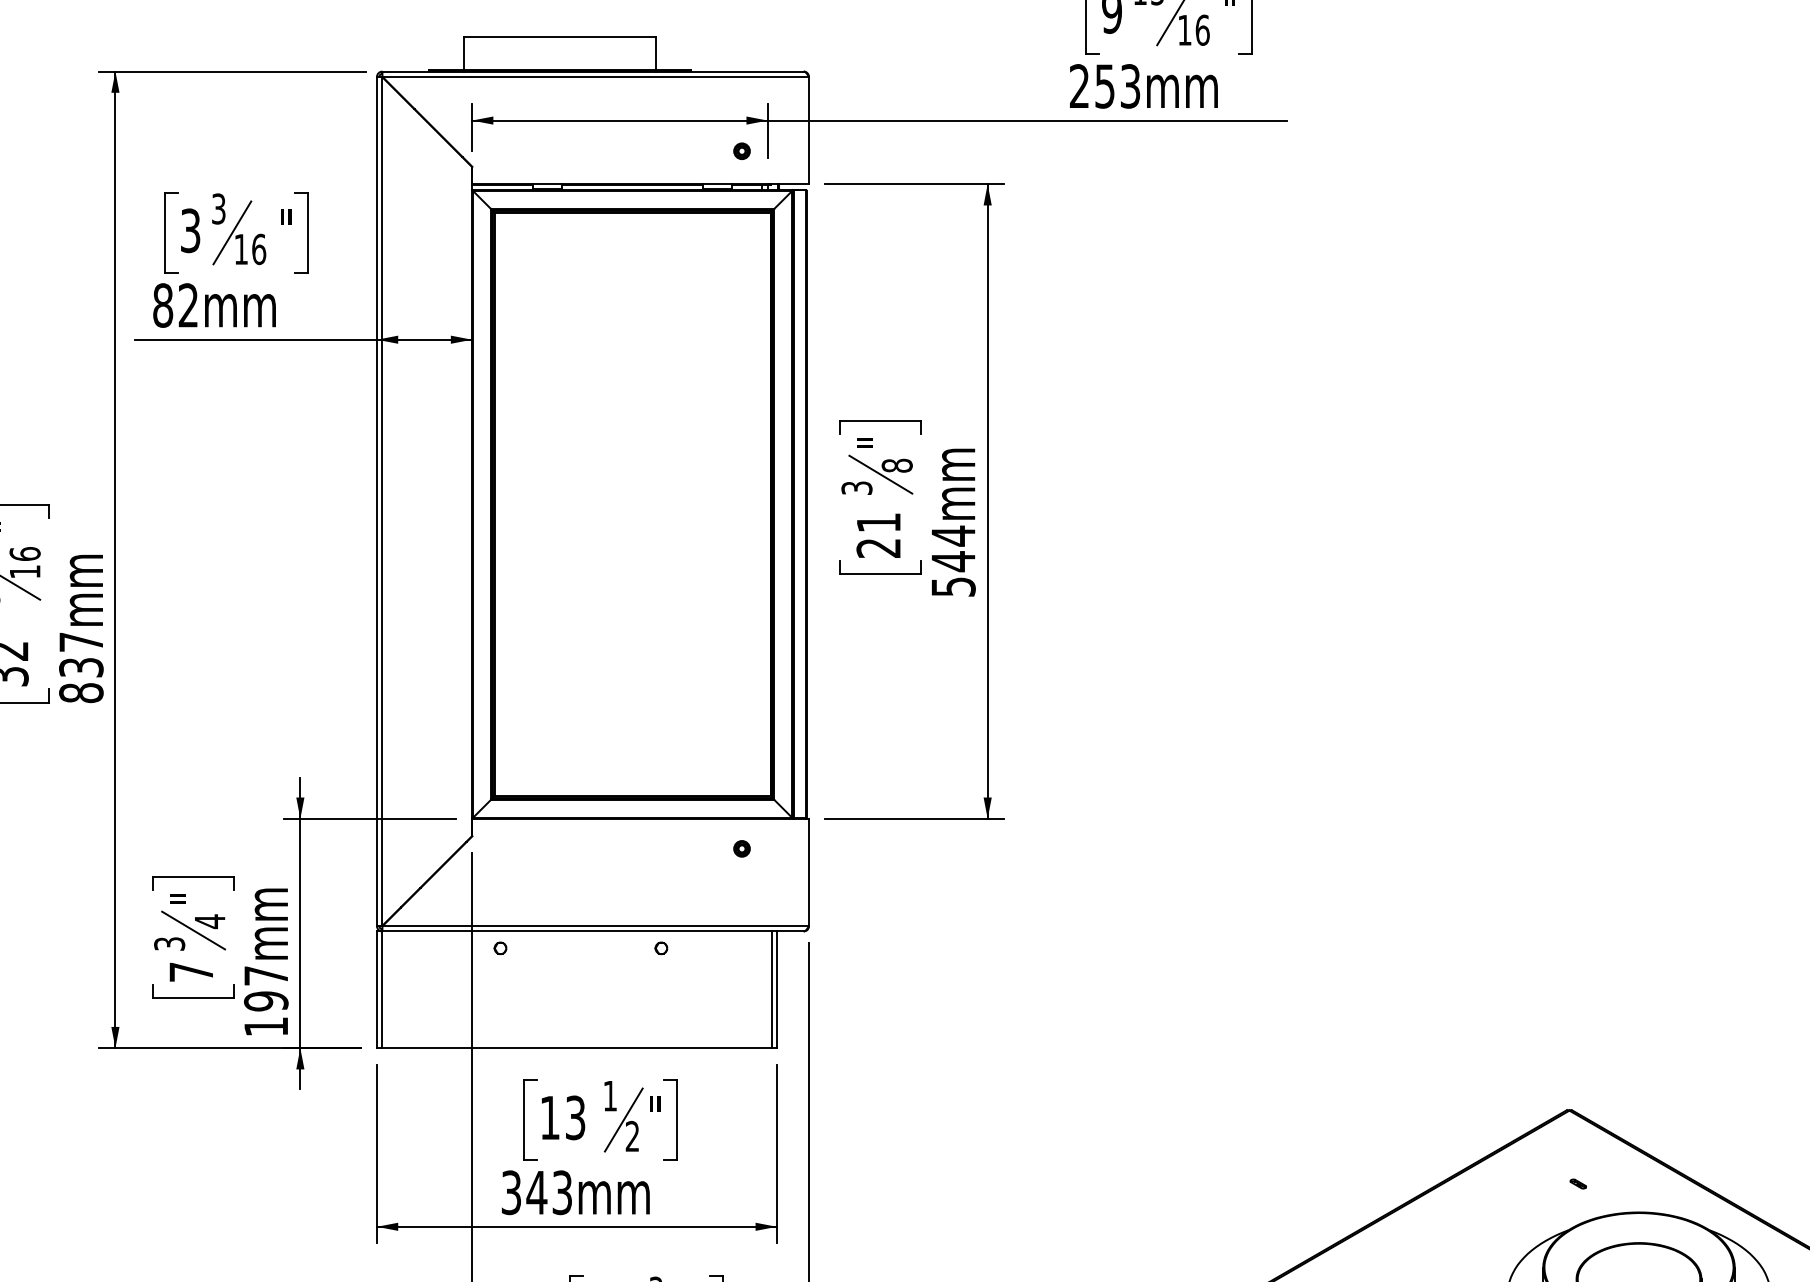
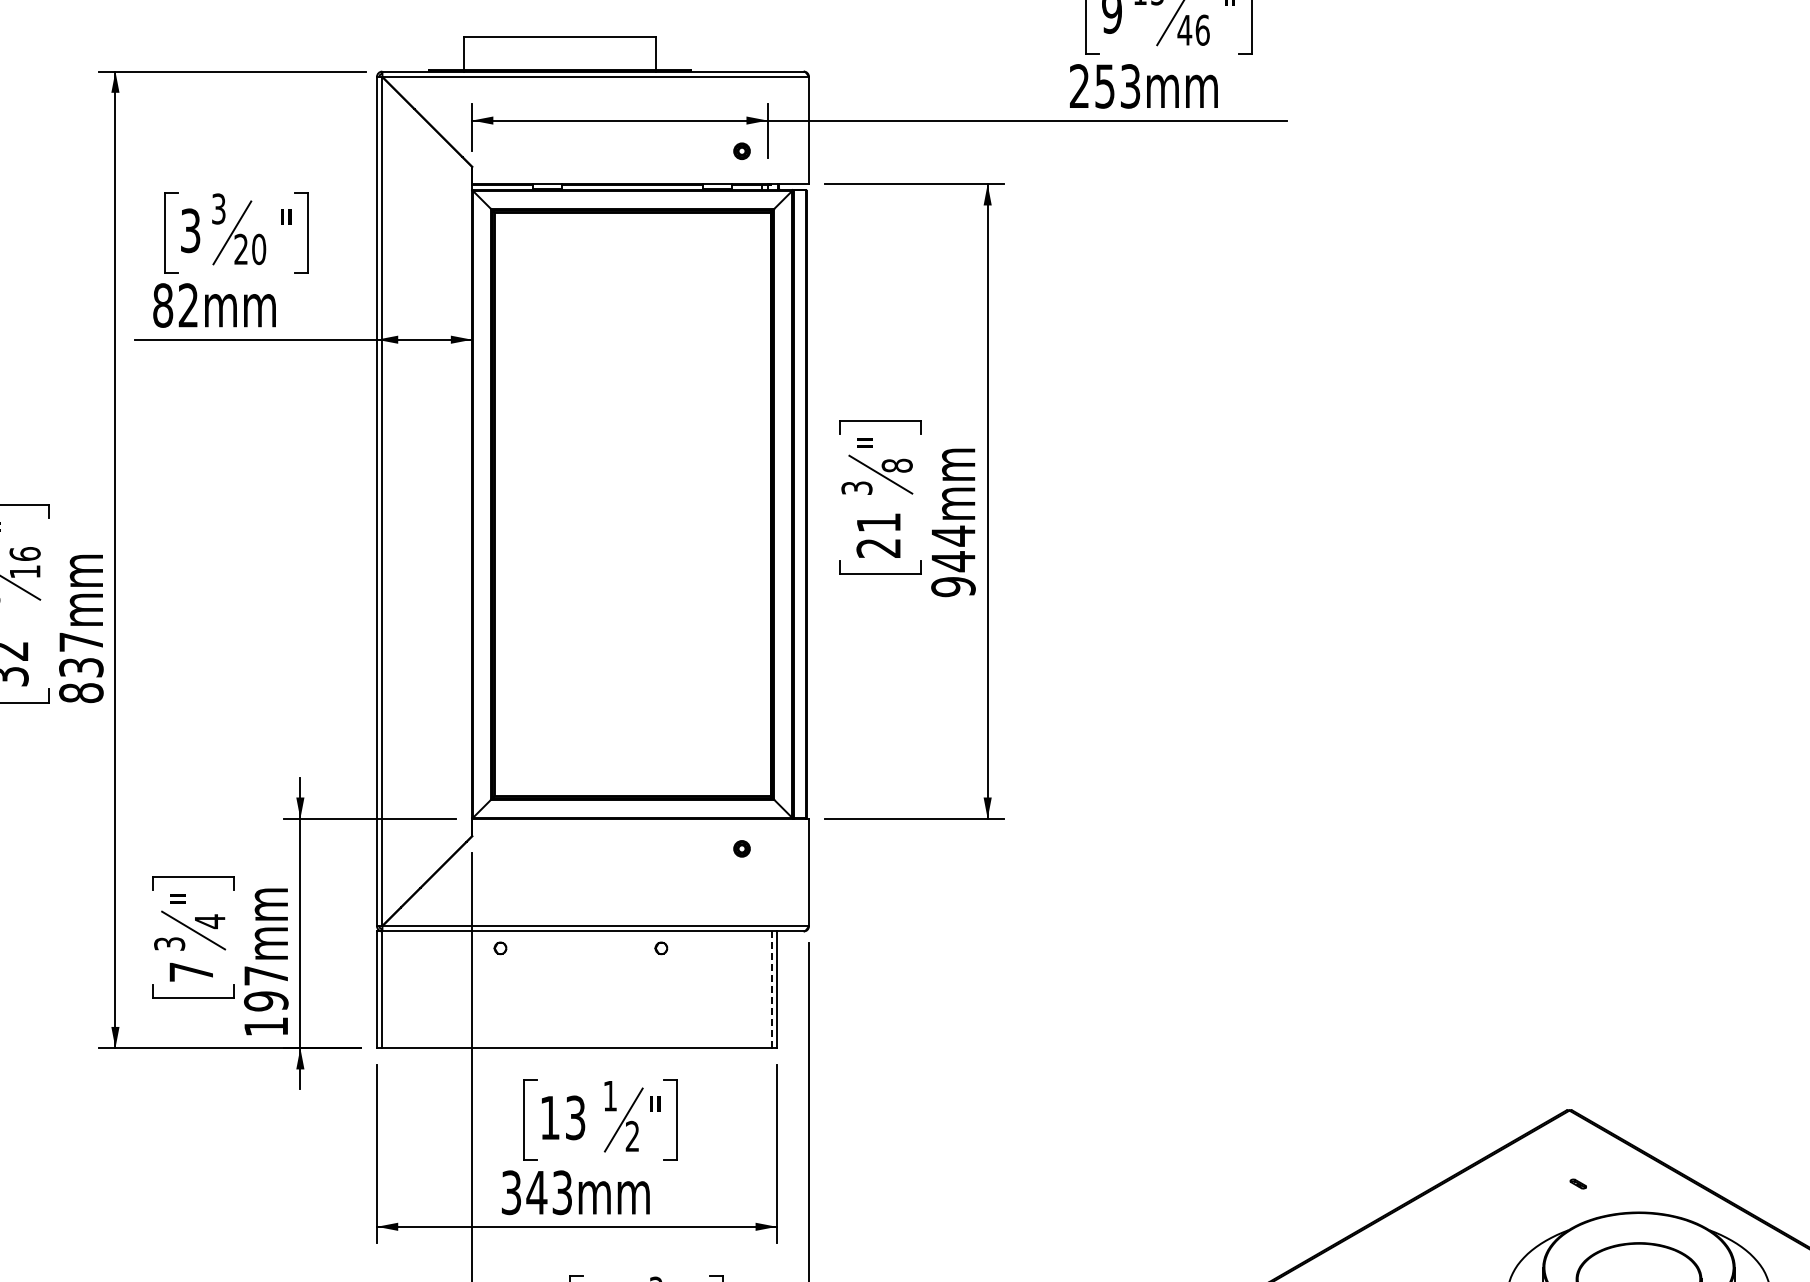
text: 16 -> 46 (1184, 30)
text: 16 -> 20 (250, 248)
text: 544mm -> 944mm (953, 587)
line: solid -> dashed (772, 989)
